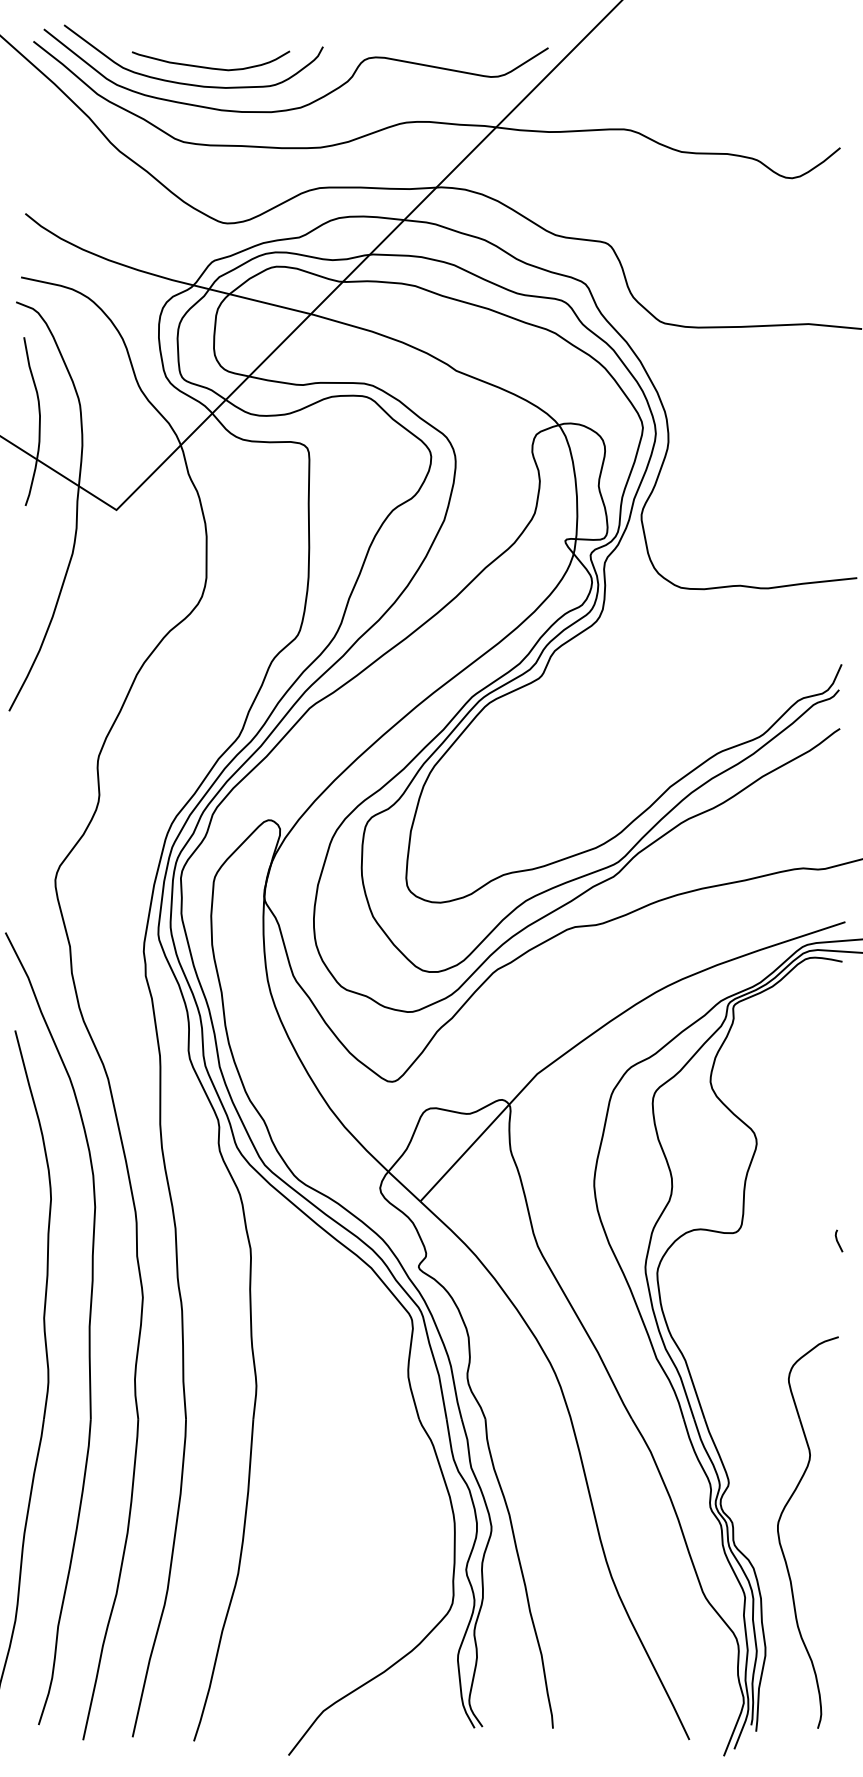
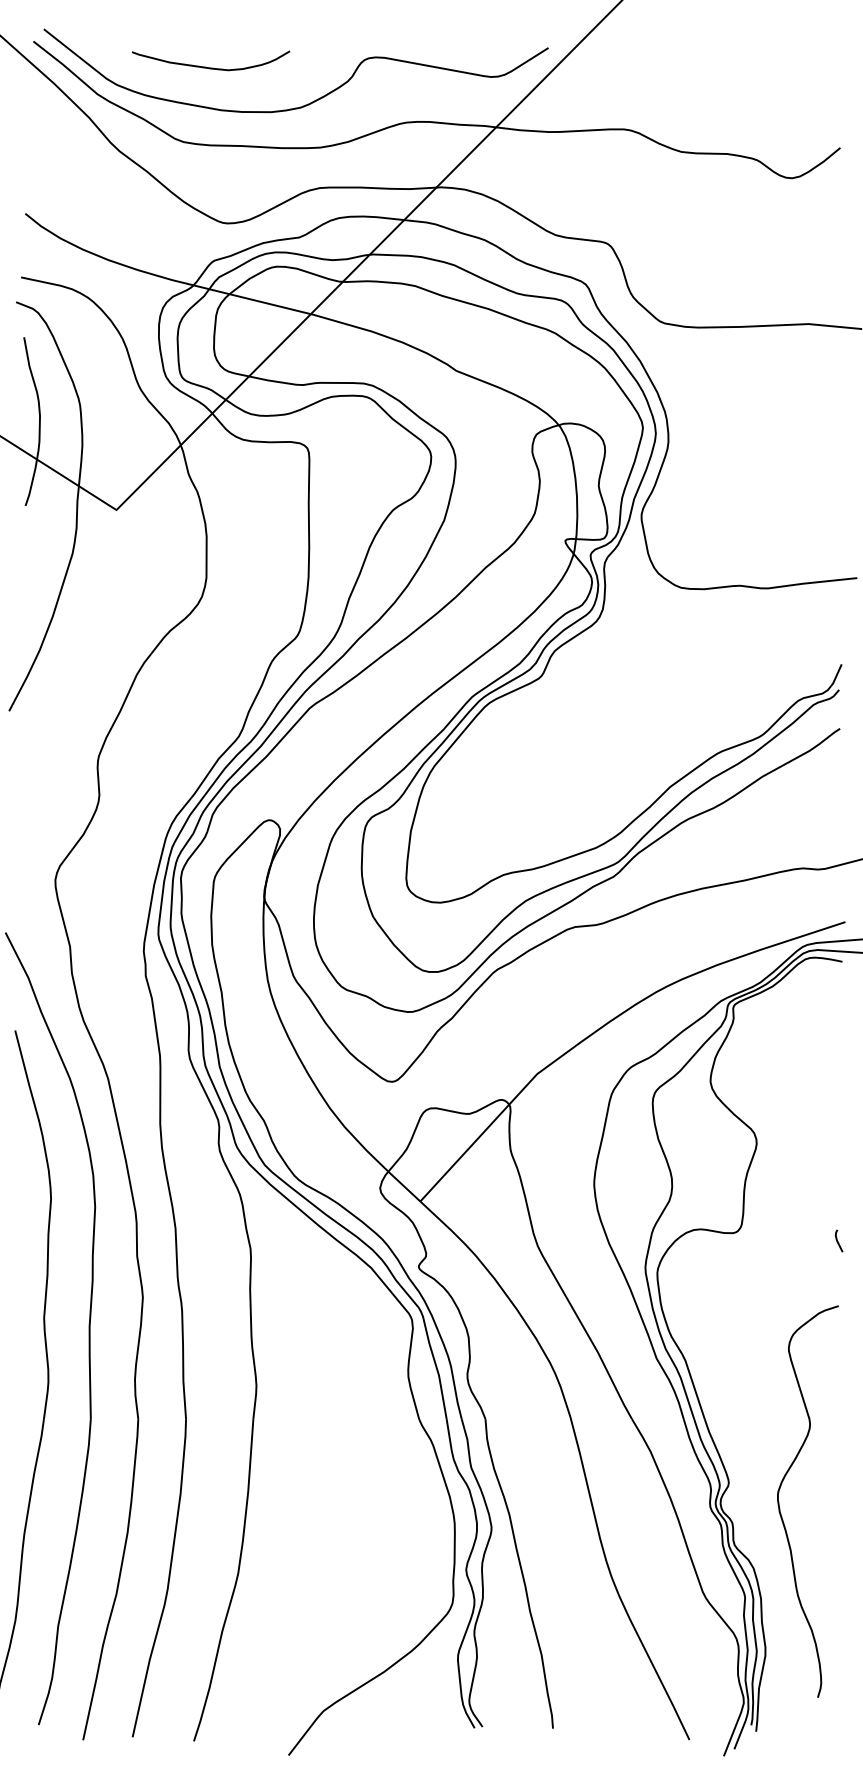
curve: present -> none (190, 83)
part position: (780, 1539) -> (780, 1508) (780, 1508)
